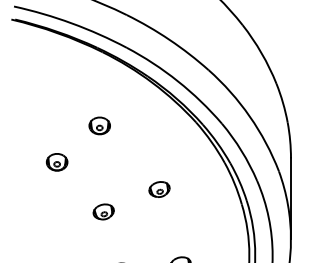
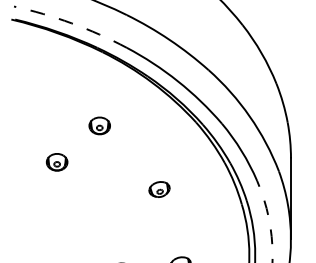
arc: solid -> dashed (71, 23)
part: present -> none (103, 211)
arc: solid -> dashed (269, 220)
